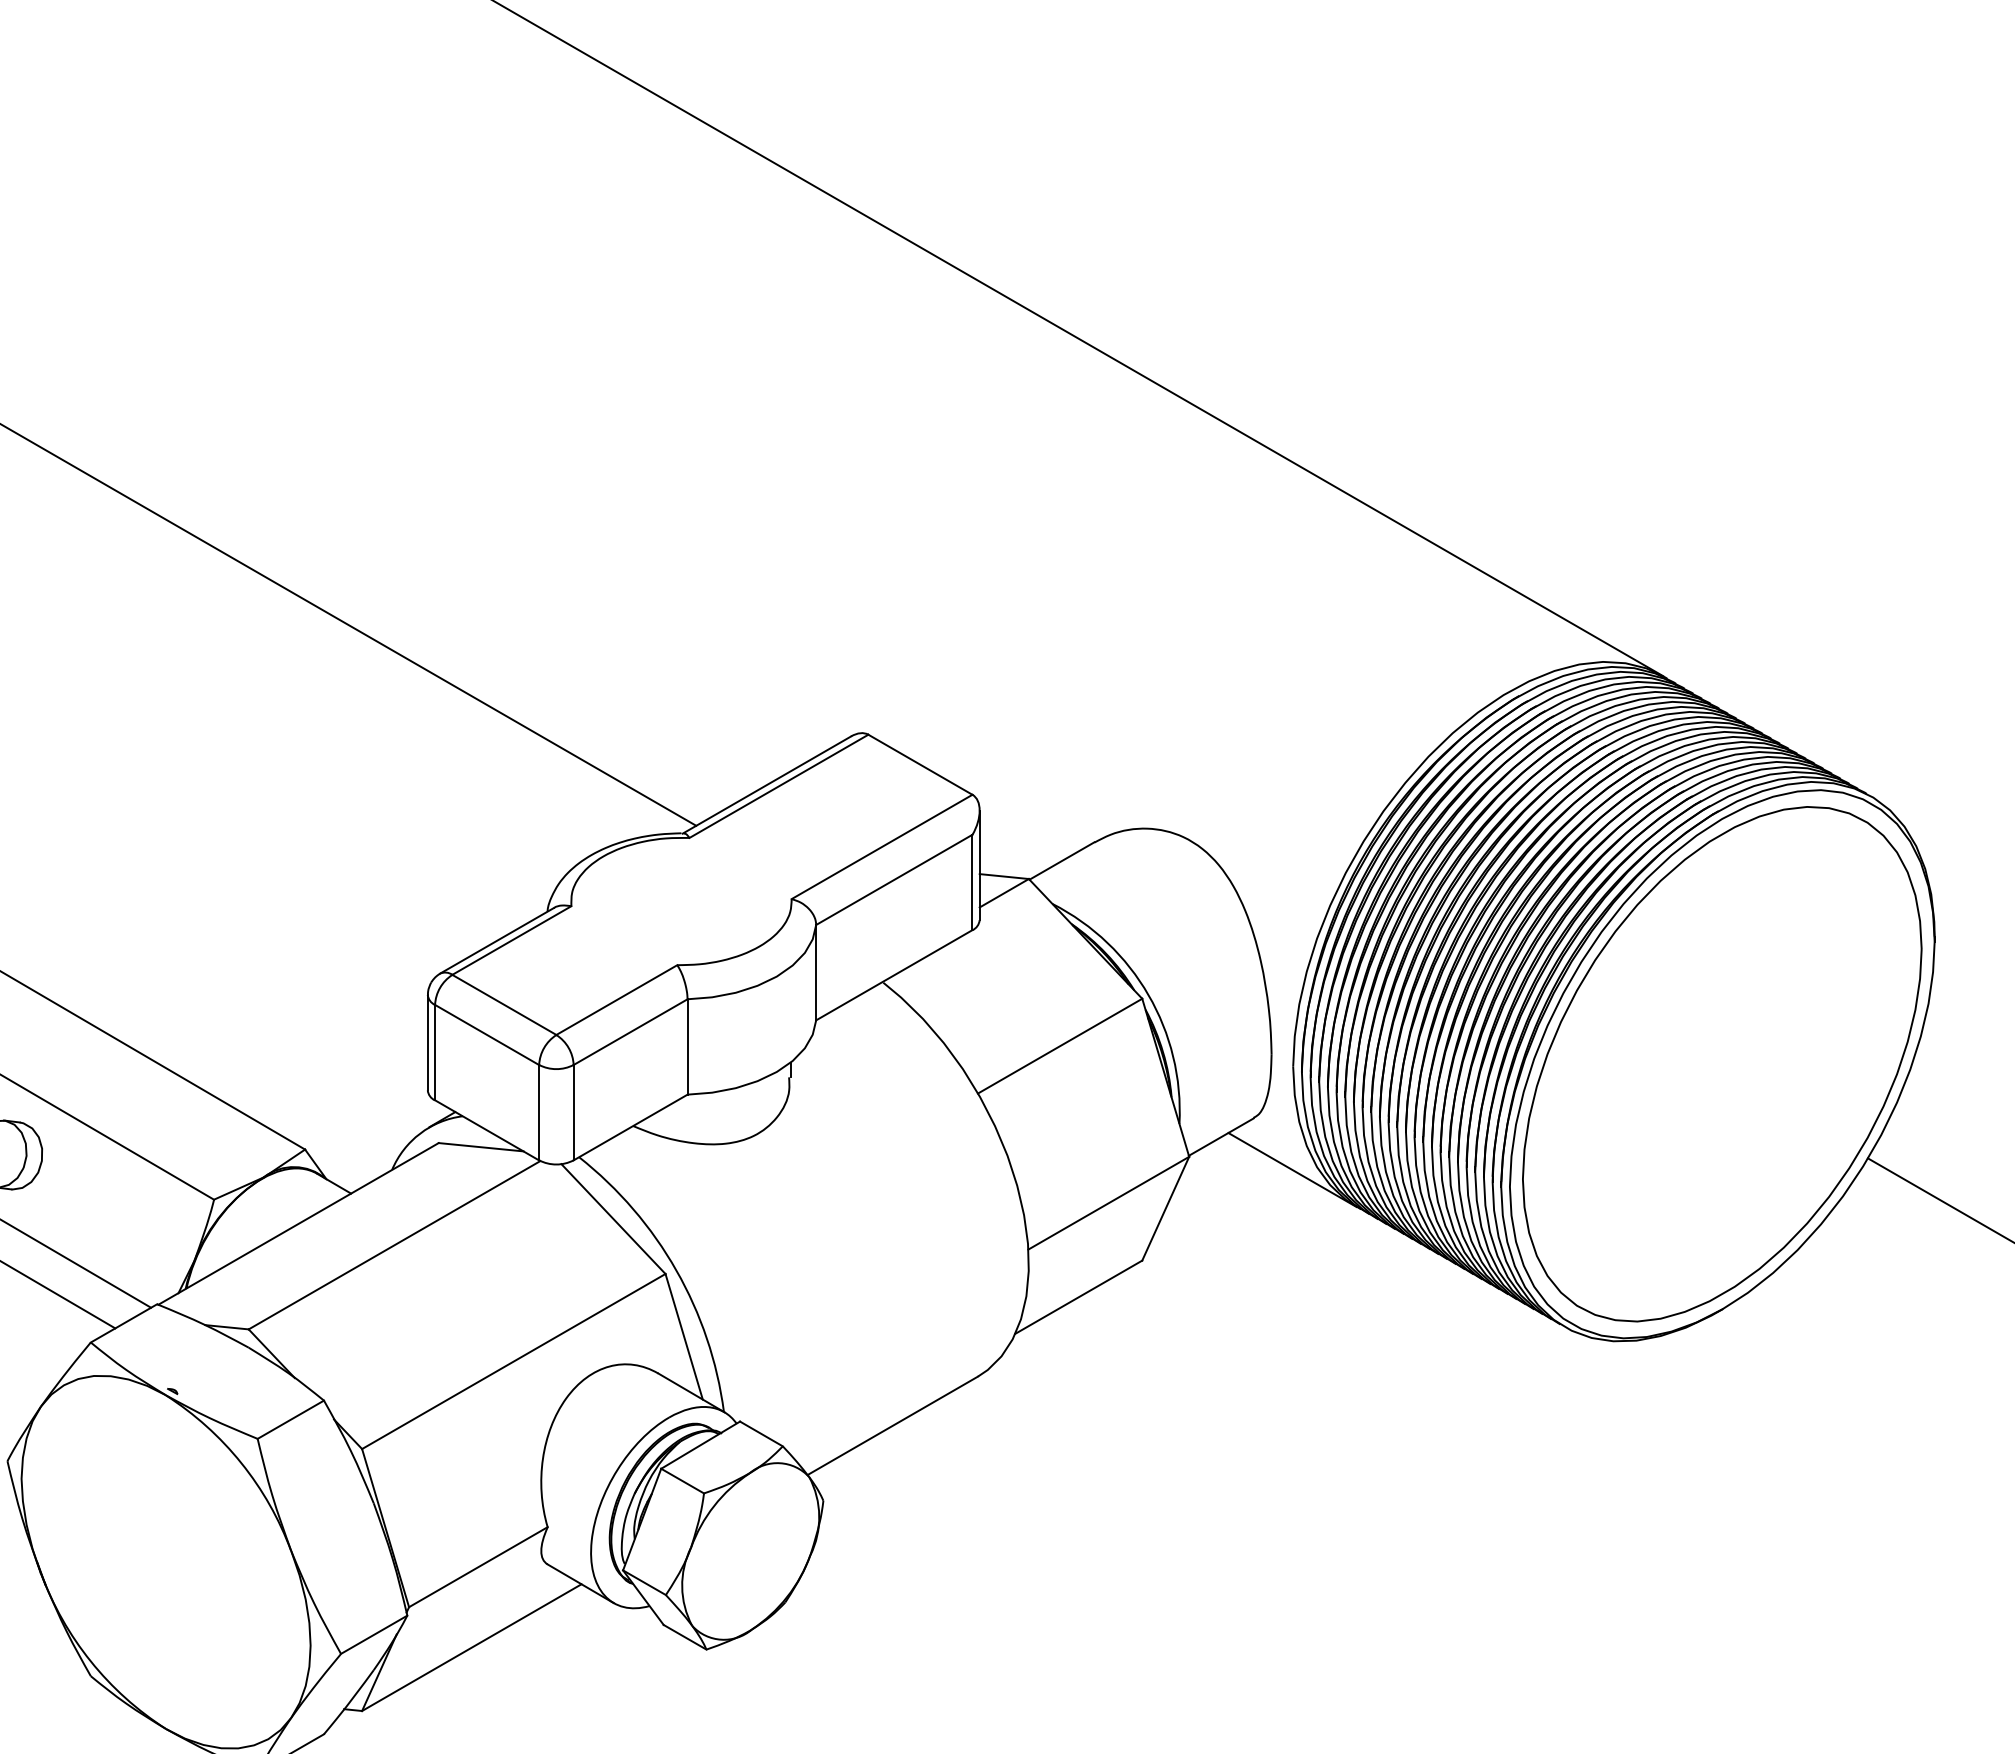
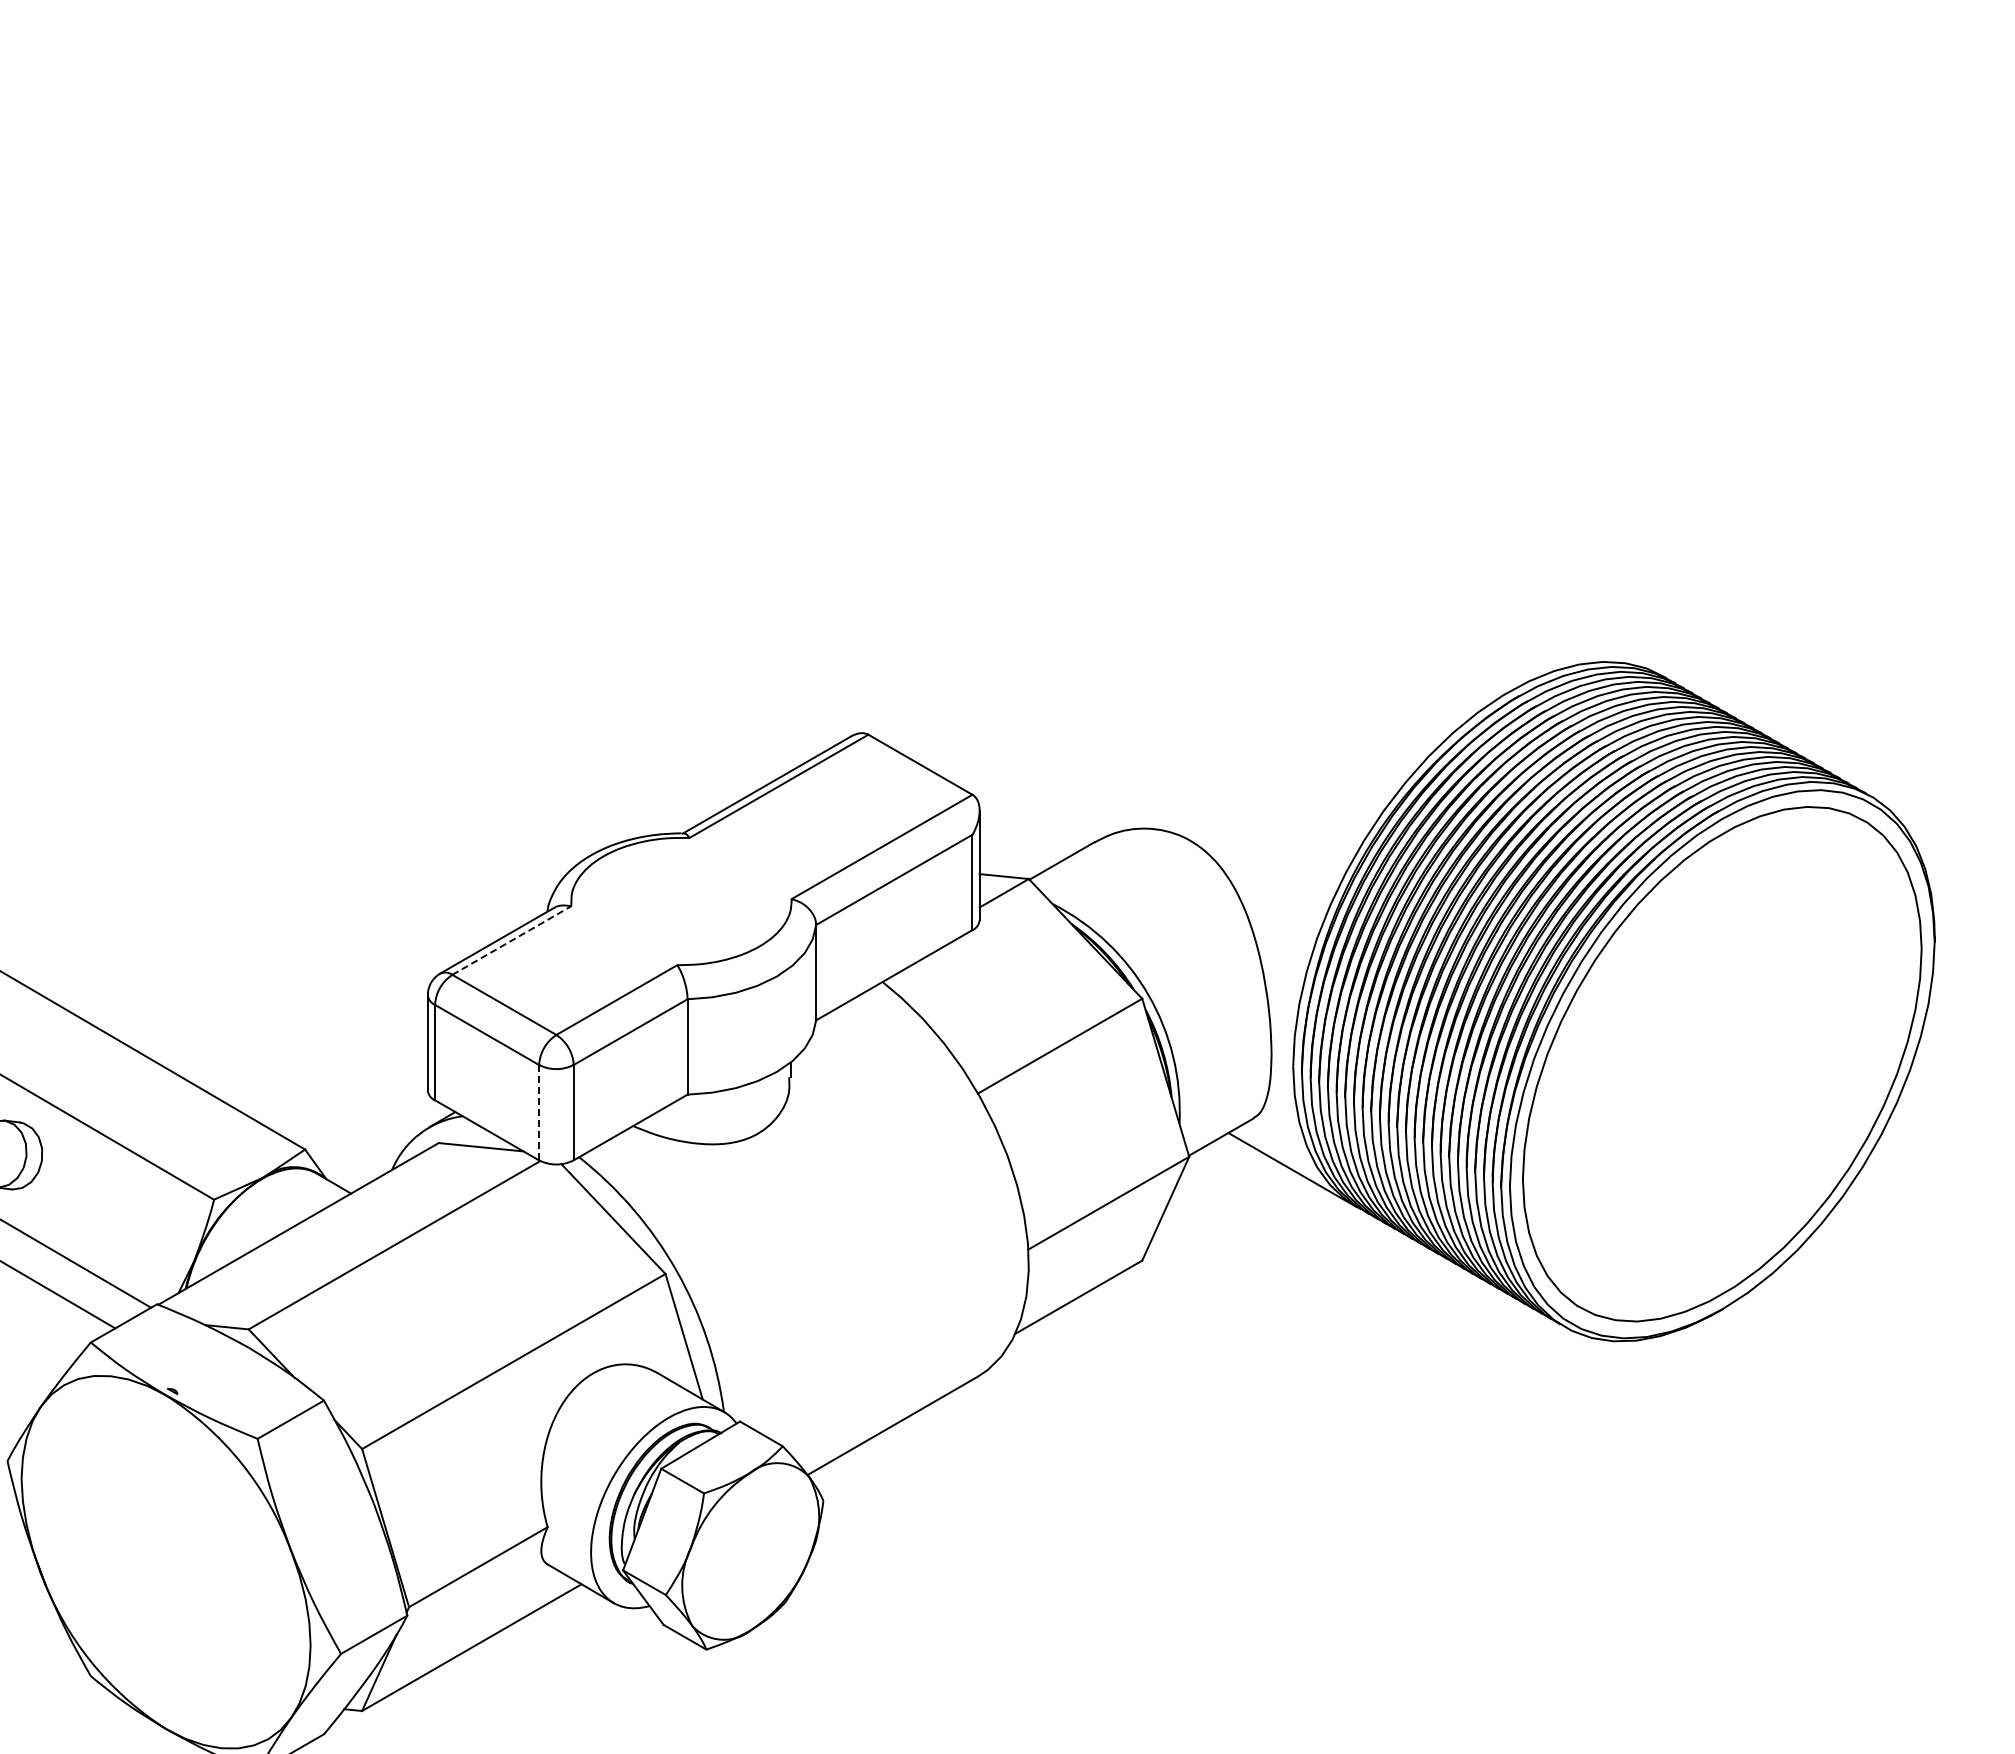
line: present -> none (1079, 339)
line: present -> none (349, 625)
line: solid -> dashed (511, 940)
line: solid -> dashed (539, 1112)
line: present -> none (1939, 1199)
